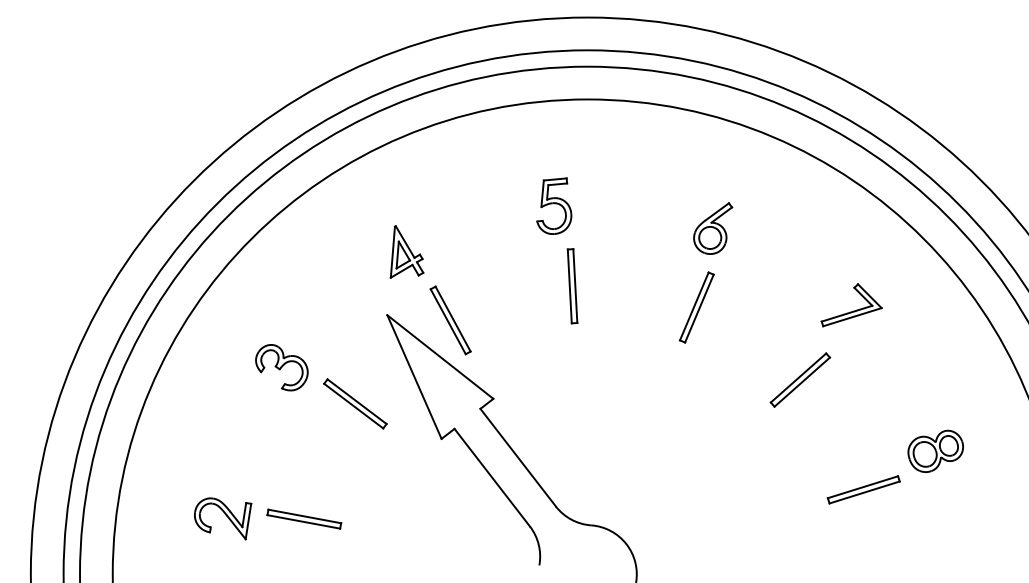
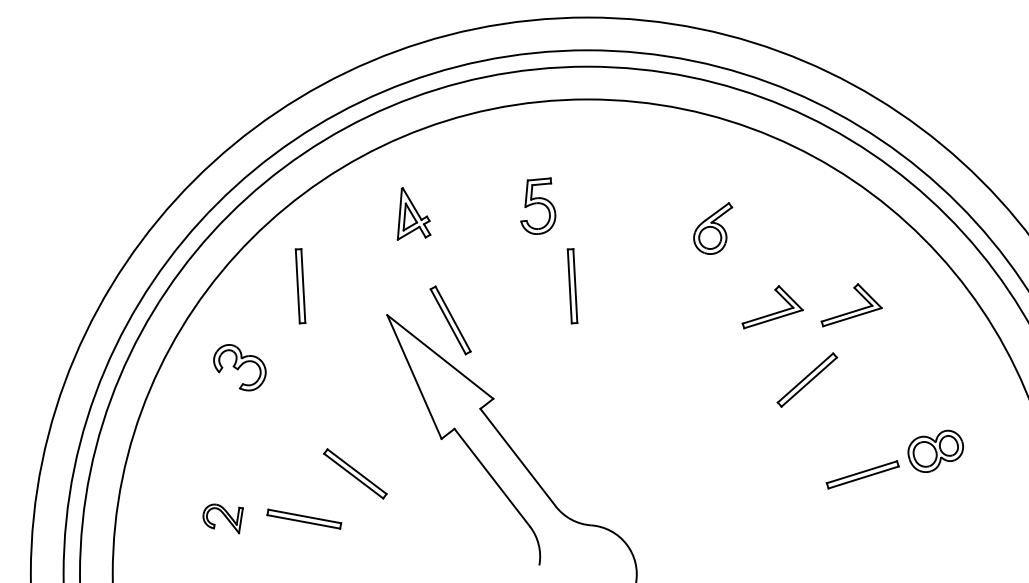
part position: (554, 205) -> (538, 205) (538, 205)
part position: (406, 251) -> (413, 213) (413, 213)
part: none -> present (300, 286)
part: present -> none (696, 307)
part: none -> present (772, 307)
part position: (281, 367) -> (239, 367) (239, 367)
part position: (800, 379) -> (807, 379) (807, 379)
part position: (355, 403) -> (355, 473) (355, 473)
part position: (863, 489) -> (862, 474) (862, 474)
part size: 59x44 px -> 42x32 px (222, 518)
